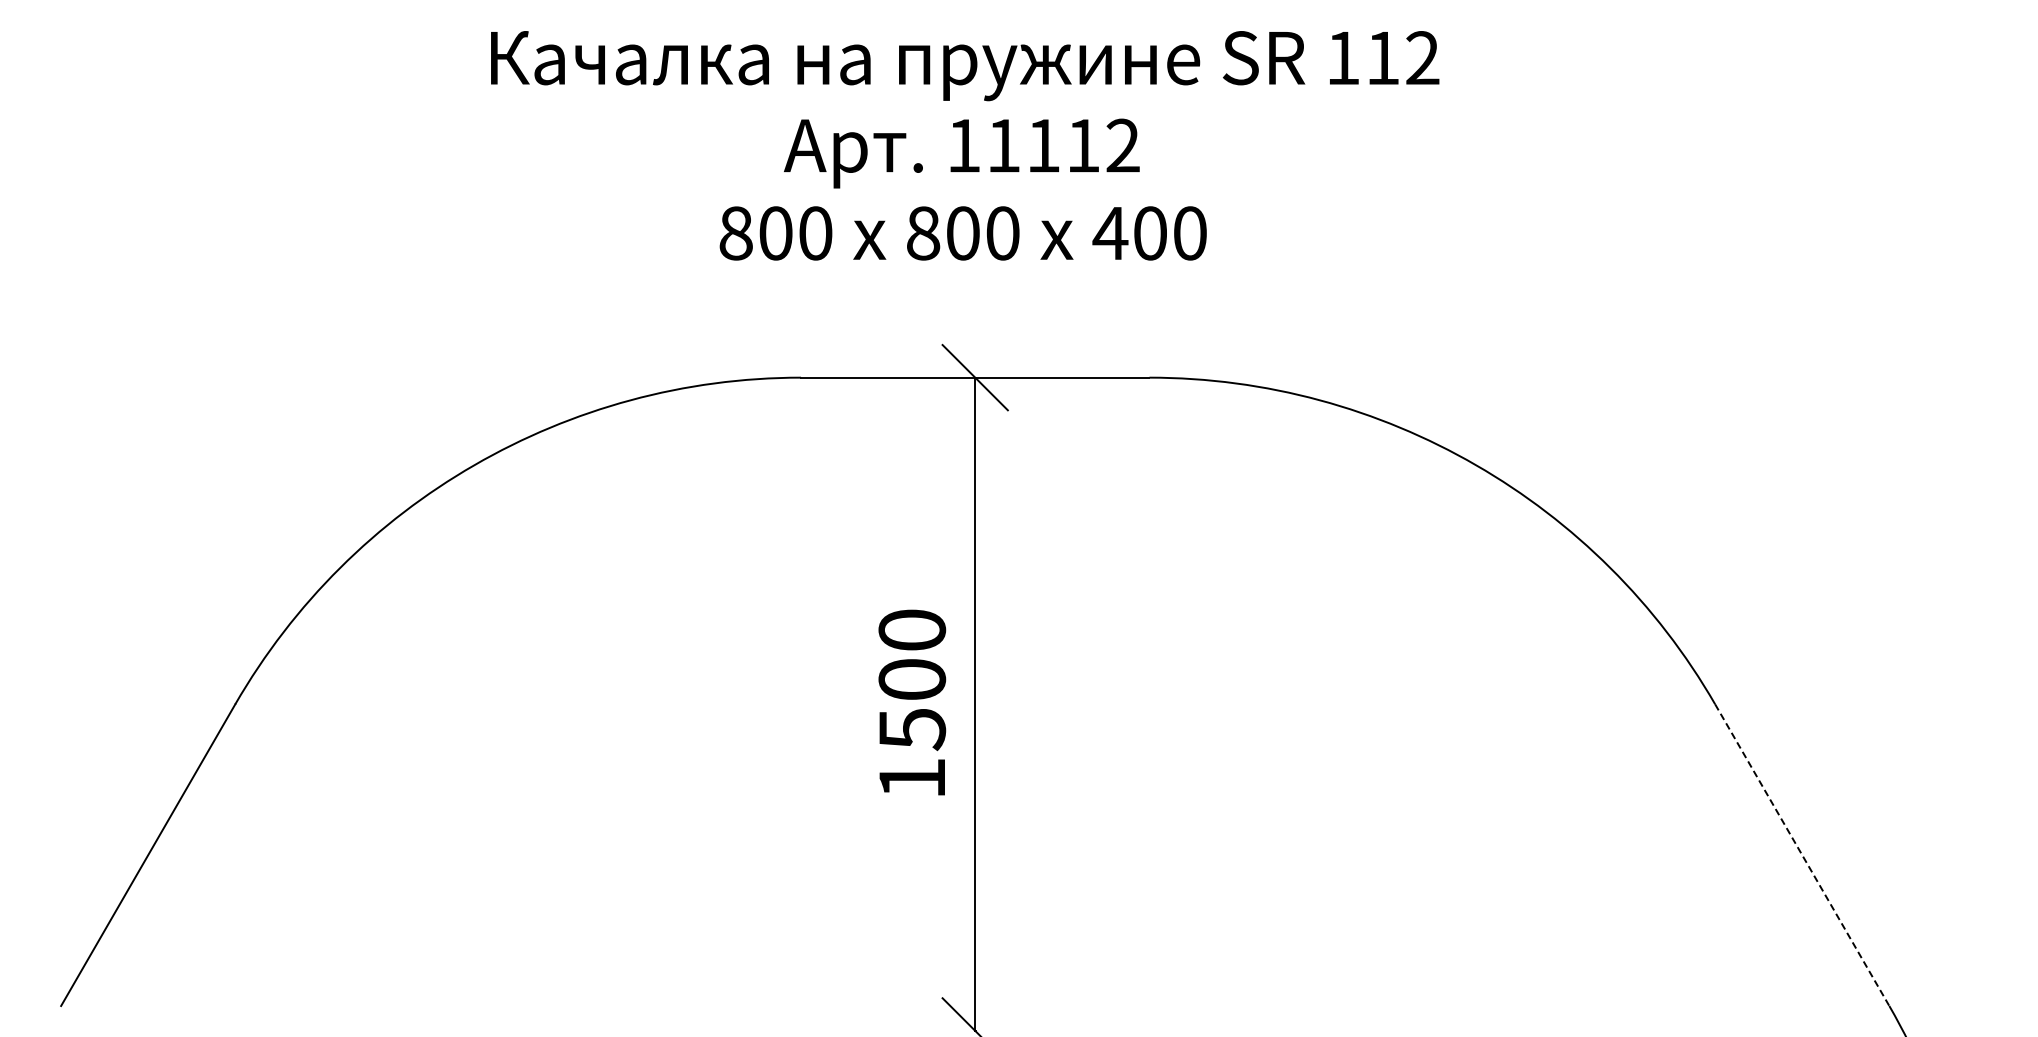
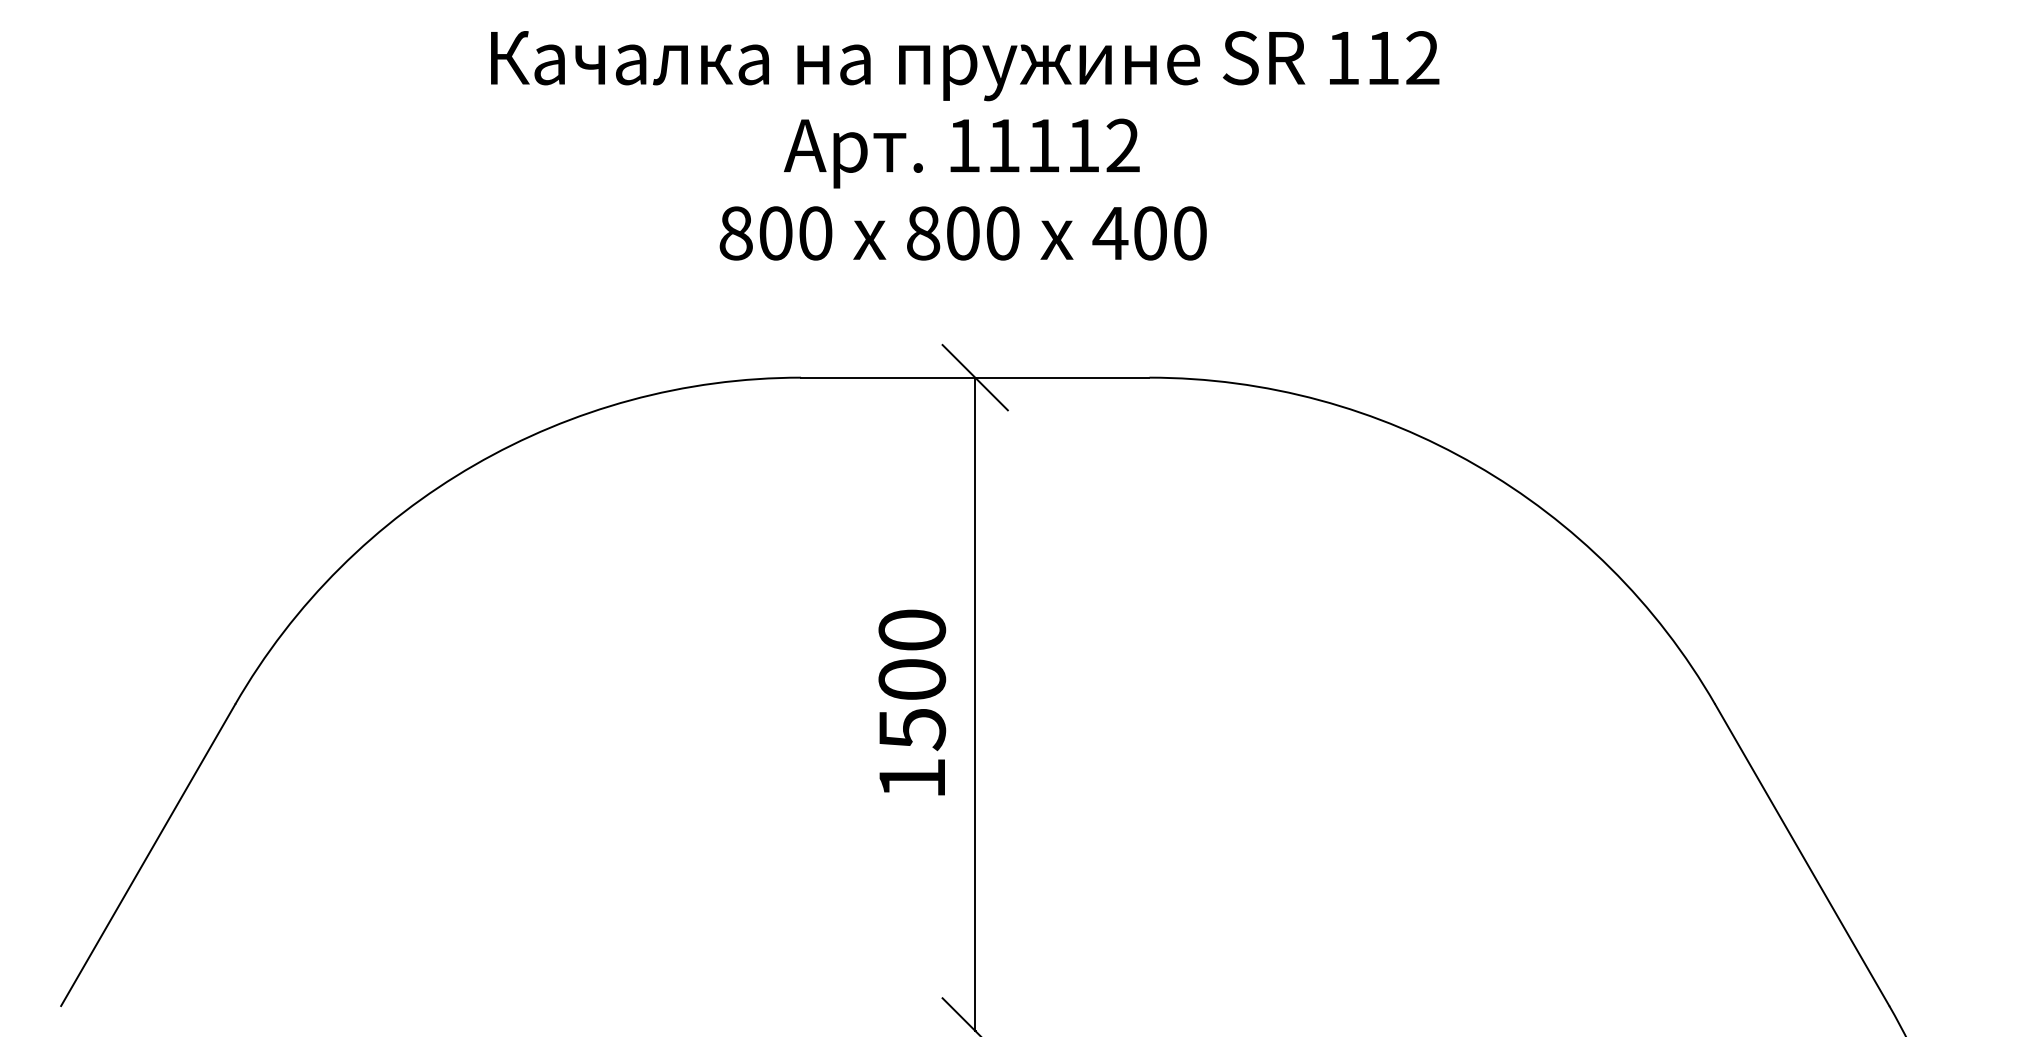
line: dashed -> solid (1802, 855)
